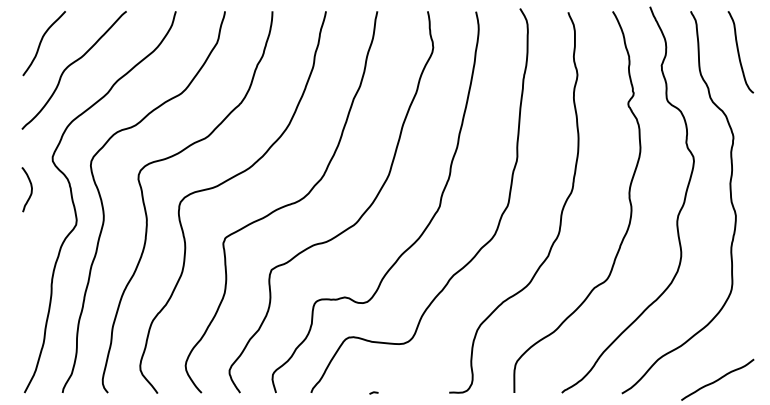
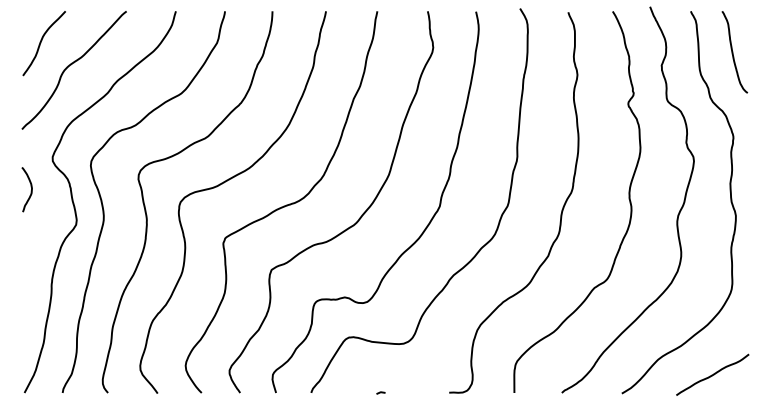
curve position: (739, 52) -> (733, 52) (733, 52)
curve position: (717, 379) -> (712, 374) (712, 374)
line position: (373, 392) -> (380, 392) (380, 392)
